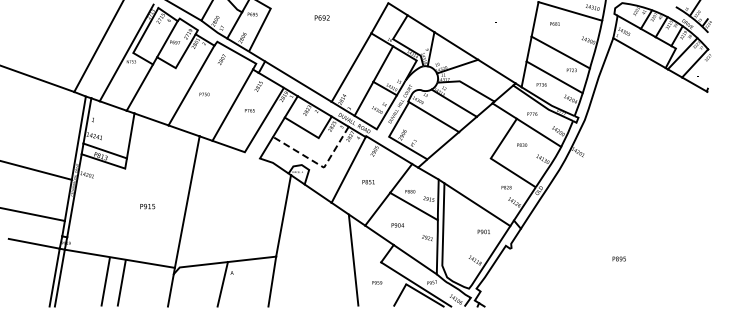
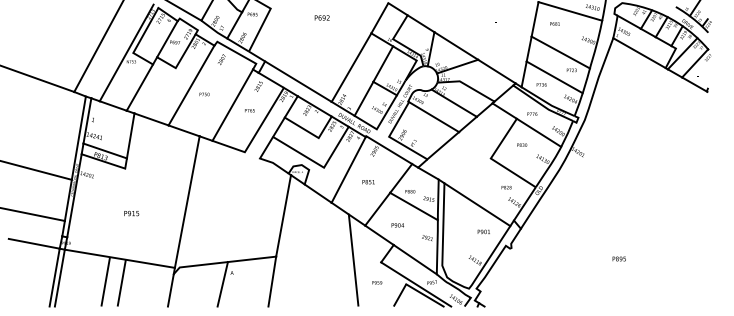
line: dashed -> solid (318, 164)
text position: (147, 206) -> (131, 213) (131, 213)
